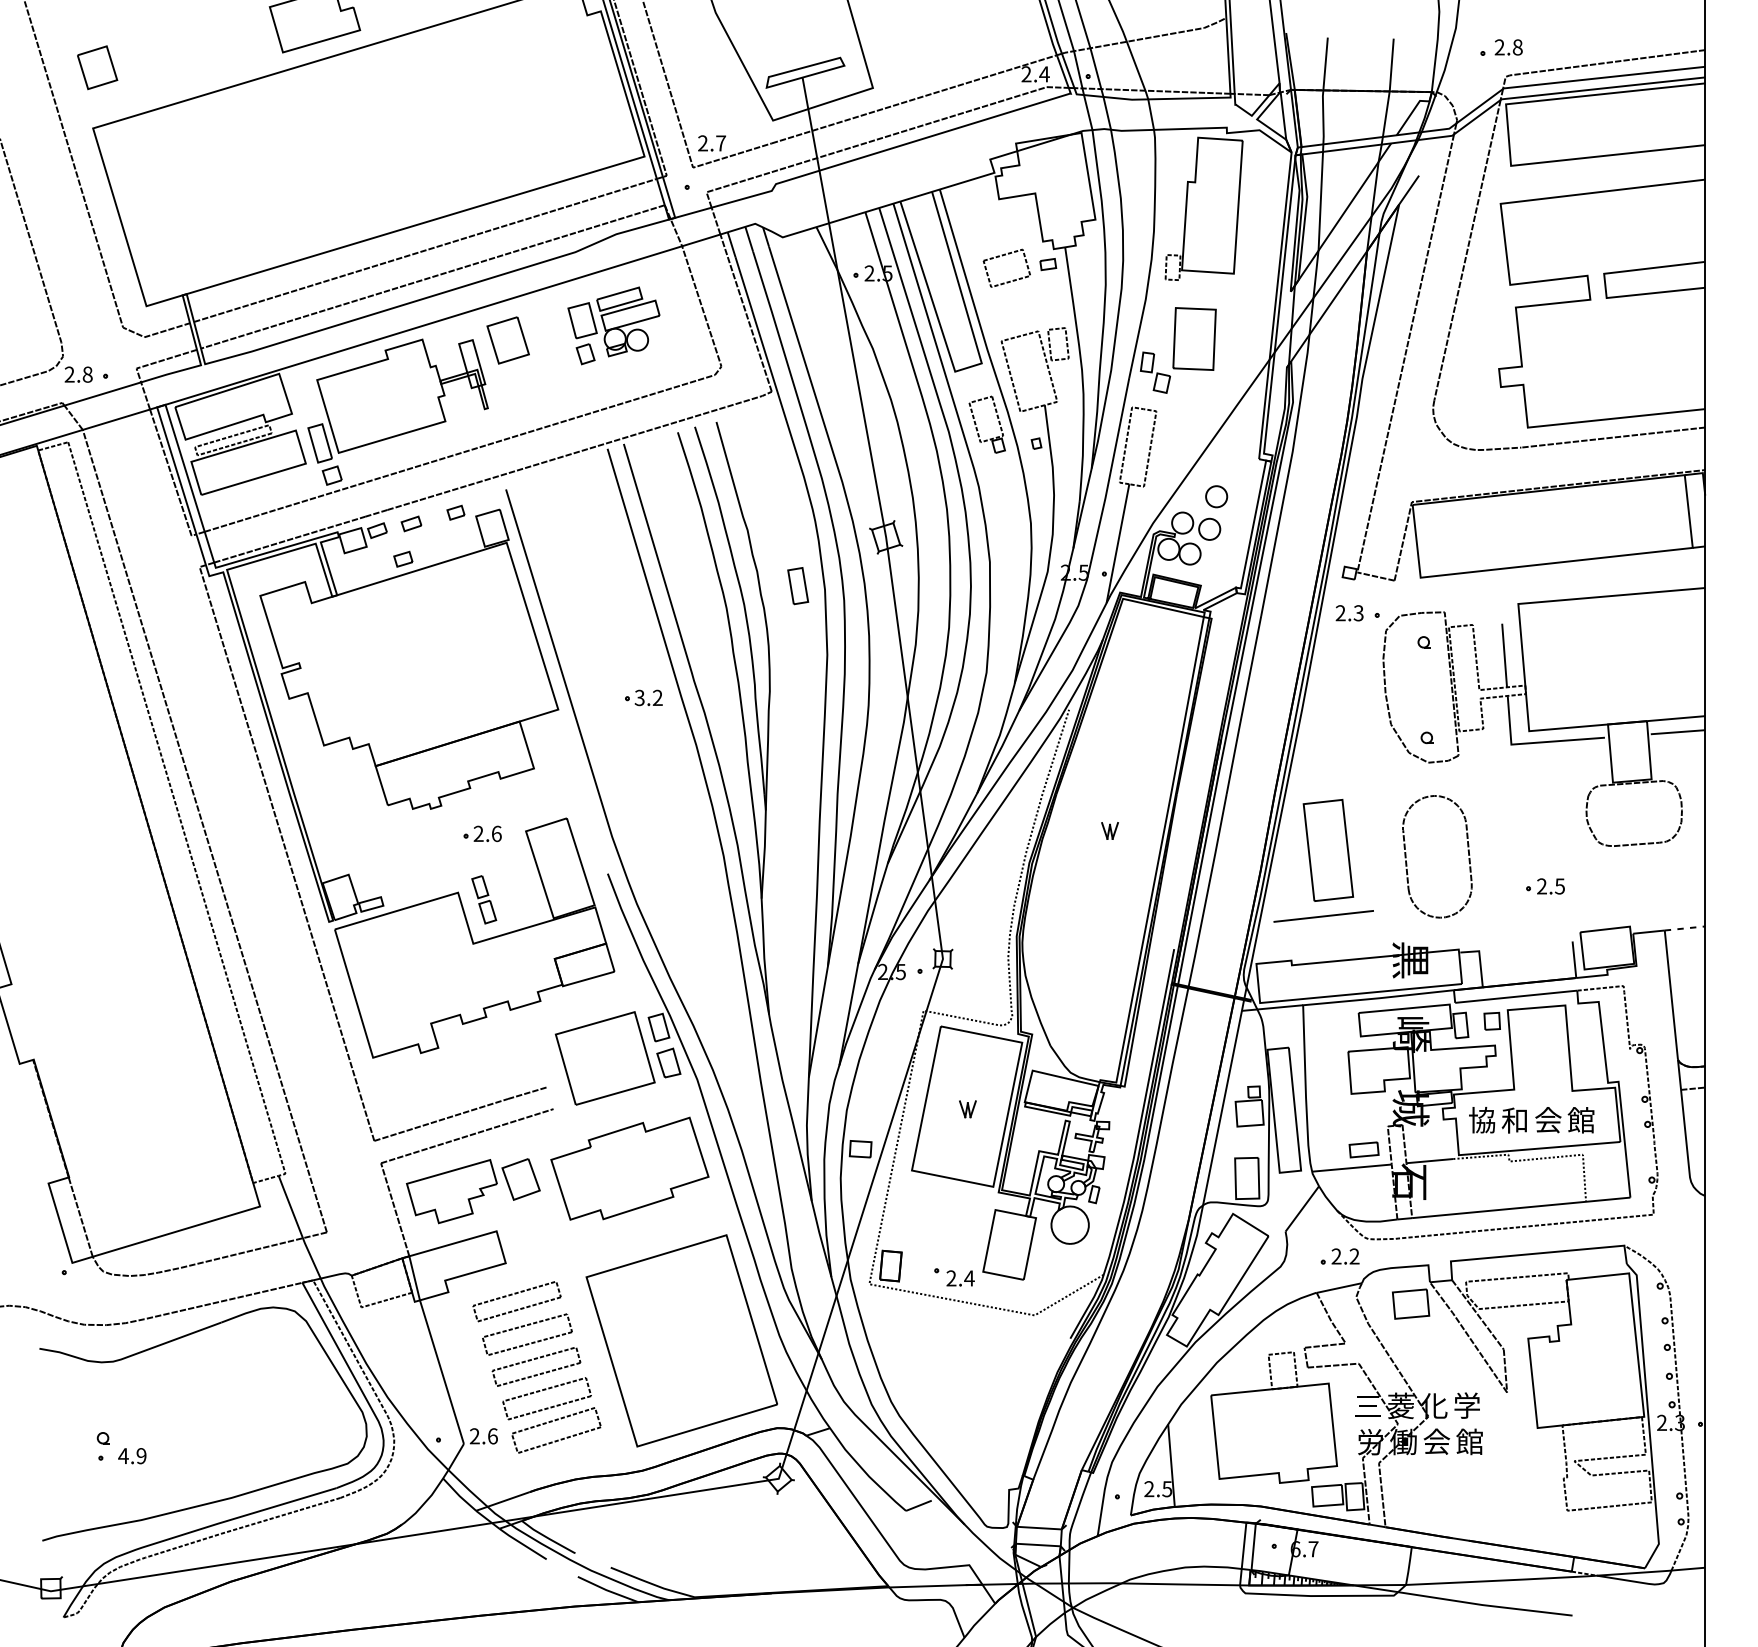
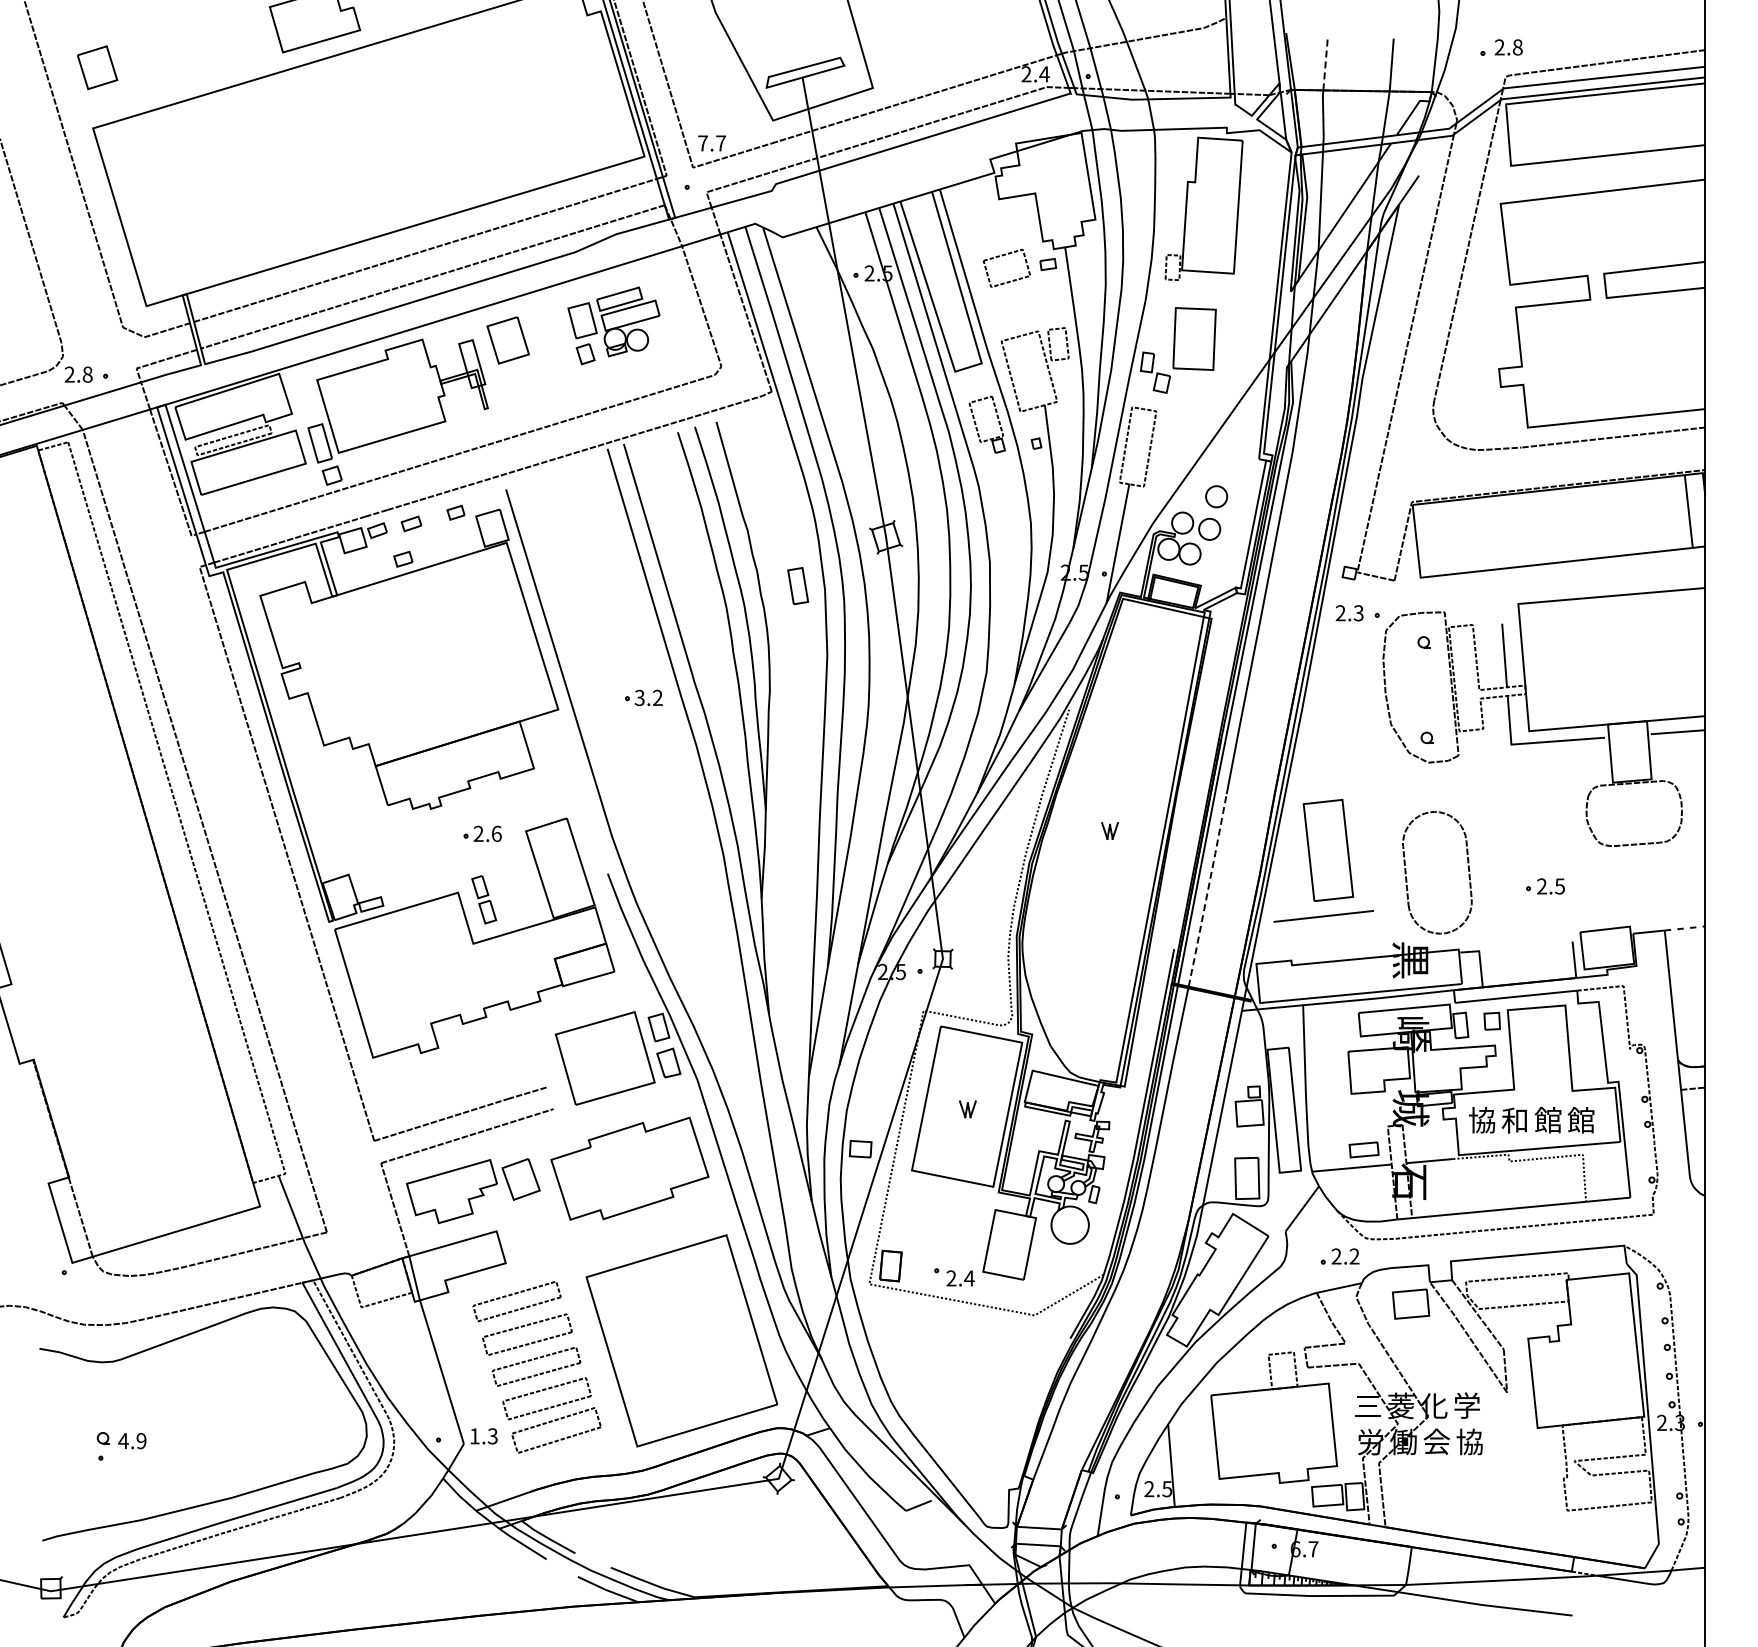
line: solid -> dashed (1325, 63)
text: 2.7 -> 7.7 (702, 143)
part position: (1467, 850) -> (1467, 866) (1467, 866)
line: solid -> dashed (1207, 890)
text: 会 -> 館 (1547, 1119)
text: 2.6 -> 1.3 (483, 1436)
text: 館 -> 協 (1469, 1441)
text position: (132, 1456) -> (132, 1441) (132, 1441)
